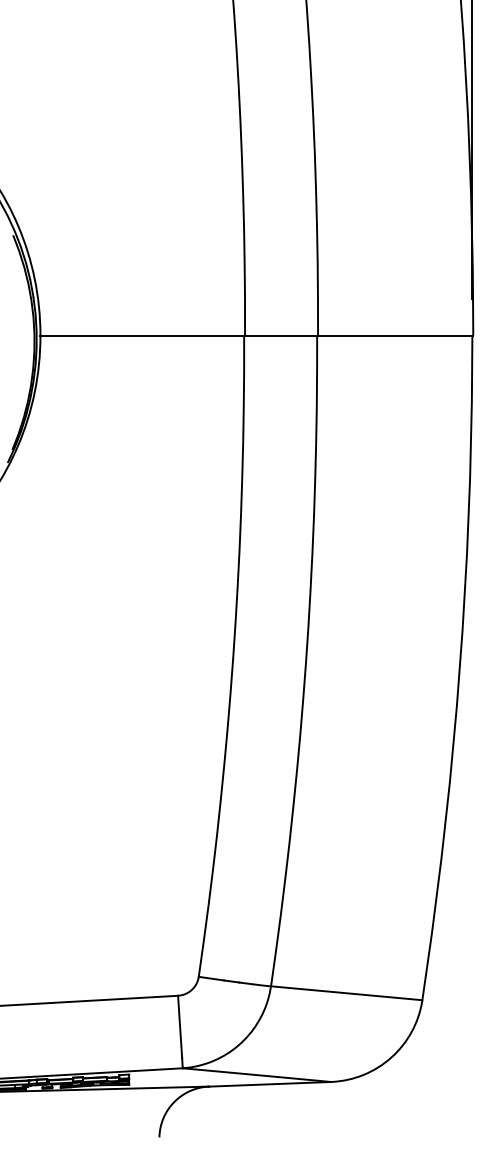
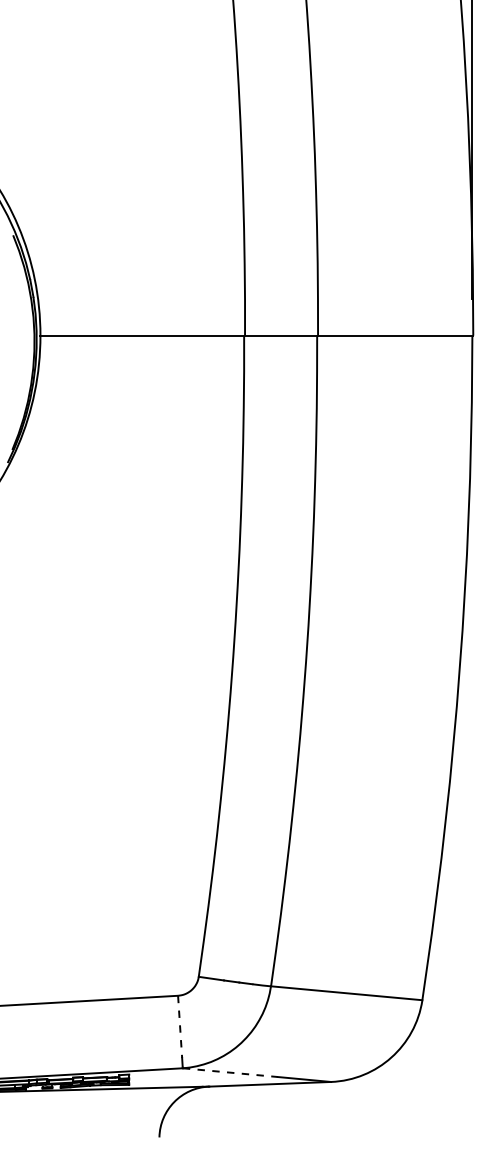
line: solid -> dashed (180, 1027)
line: solid -> dashed (230, 1072)
